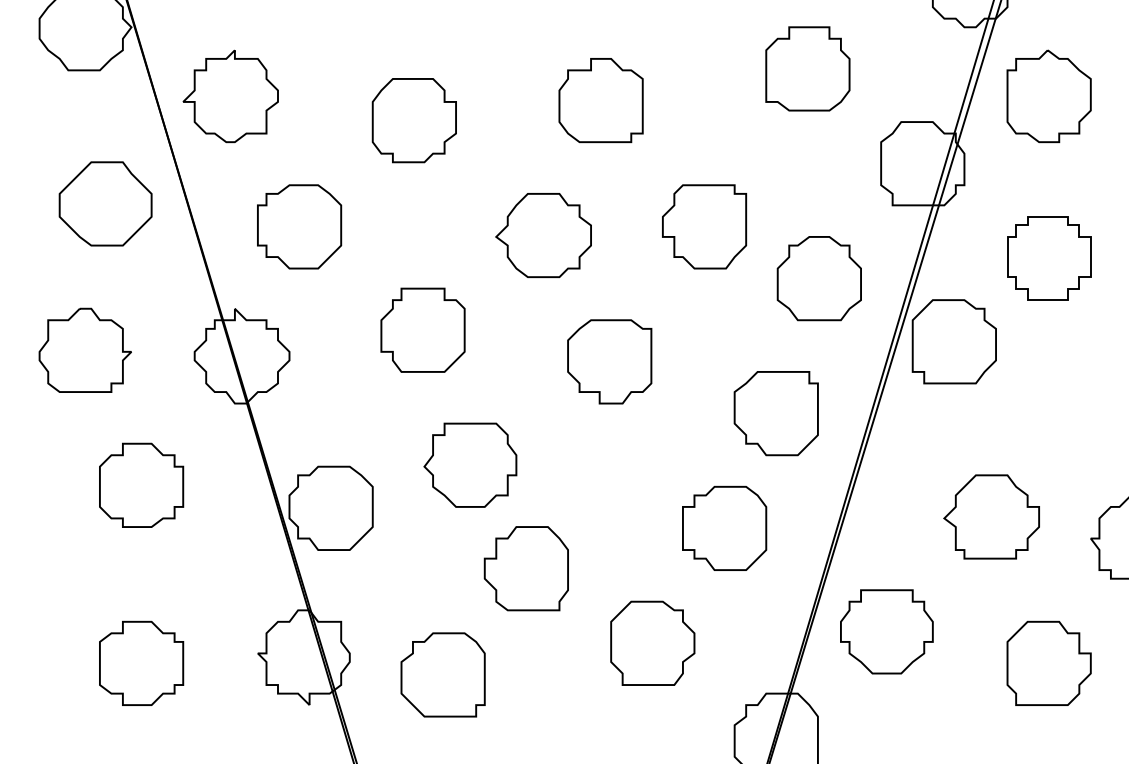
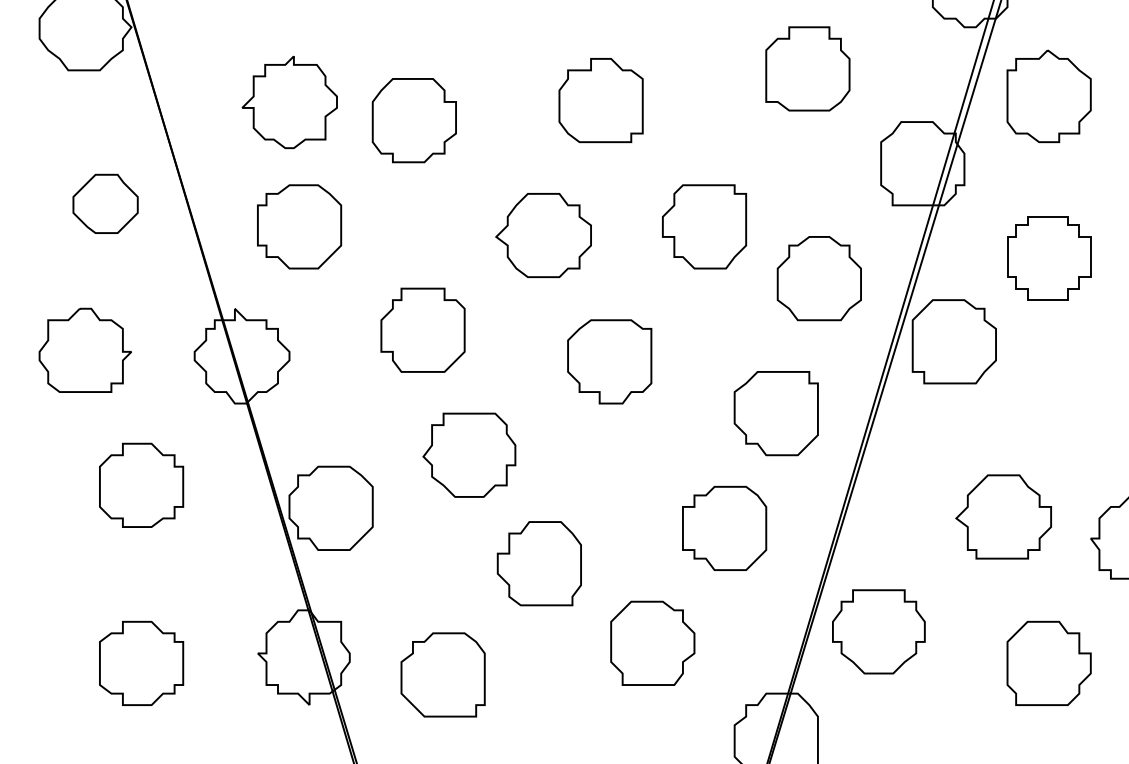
part position: (230, 96) -> (289, 102) (289, 102)
part size: 95x86 px -> 67x61 px (105, 203)
part position: (470, 464) -> (469, 454) (469, 454)
part position: (991, 516) -> (1003, 516) (1003, 516)
part position: (525, 568) -> (538, 563) (538, 563)
part position: (886, 631) -> (878, 631) (878, 631)
